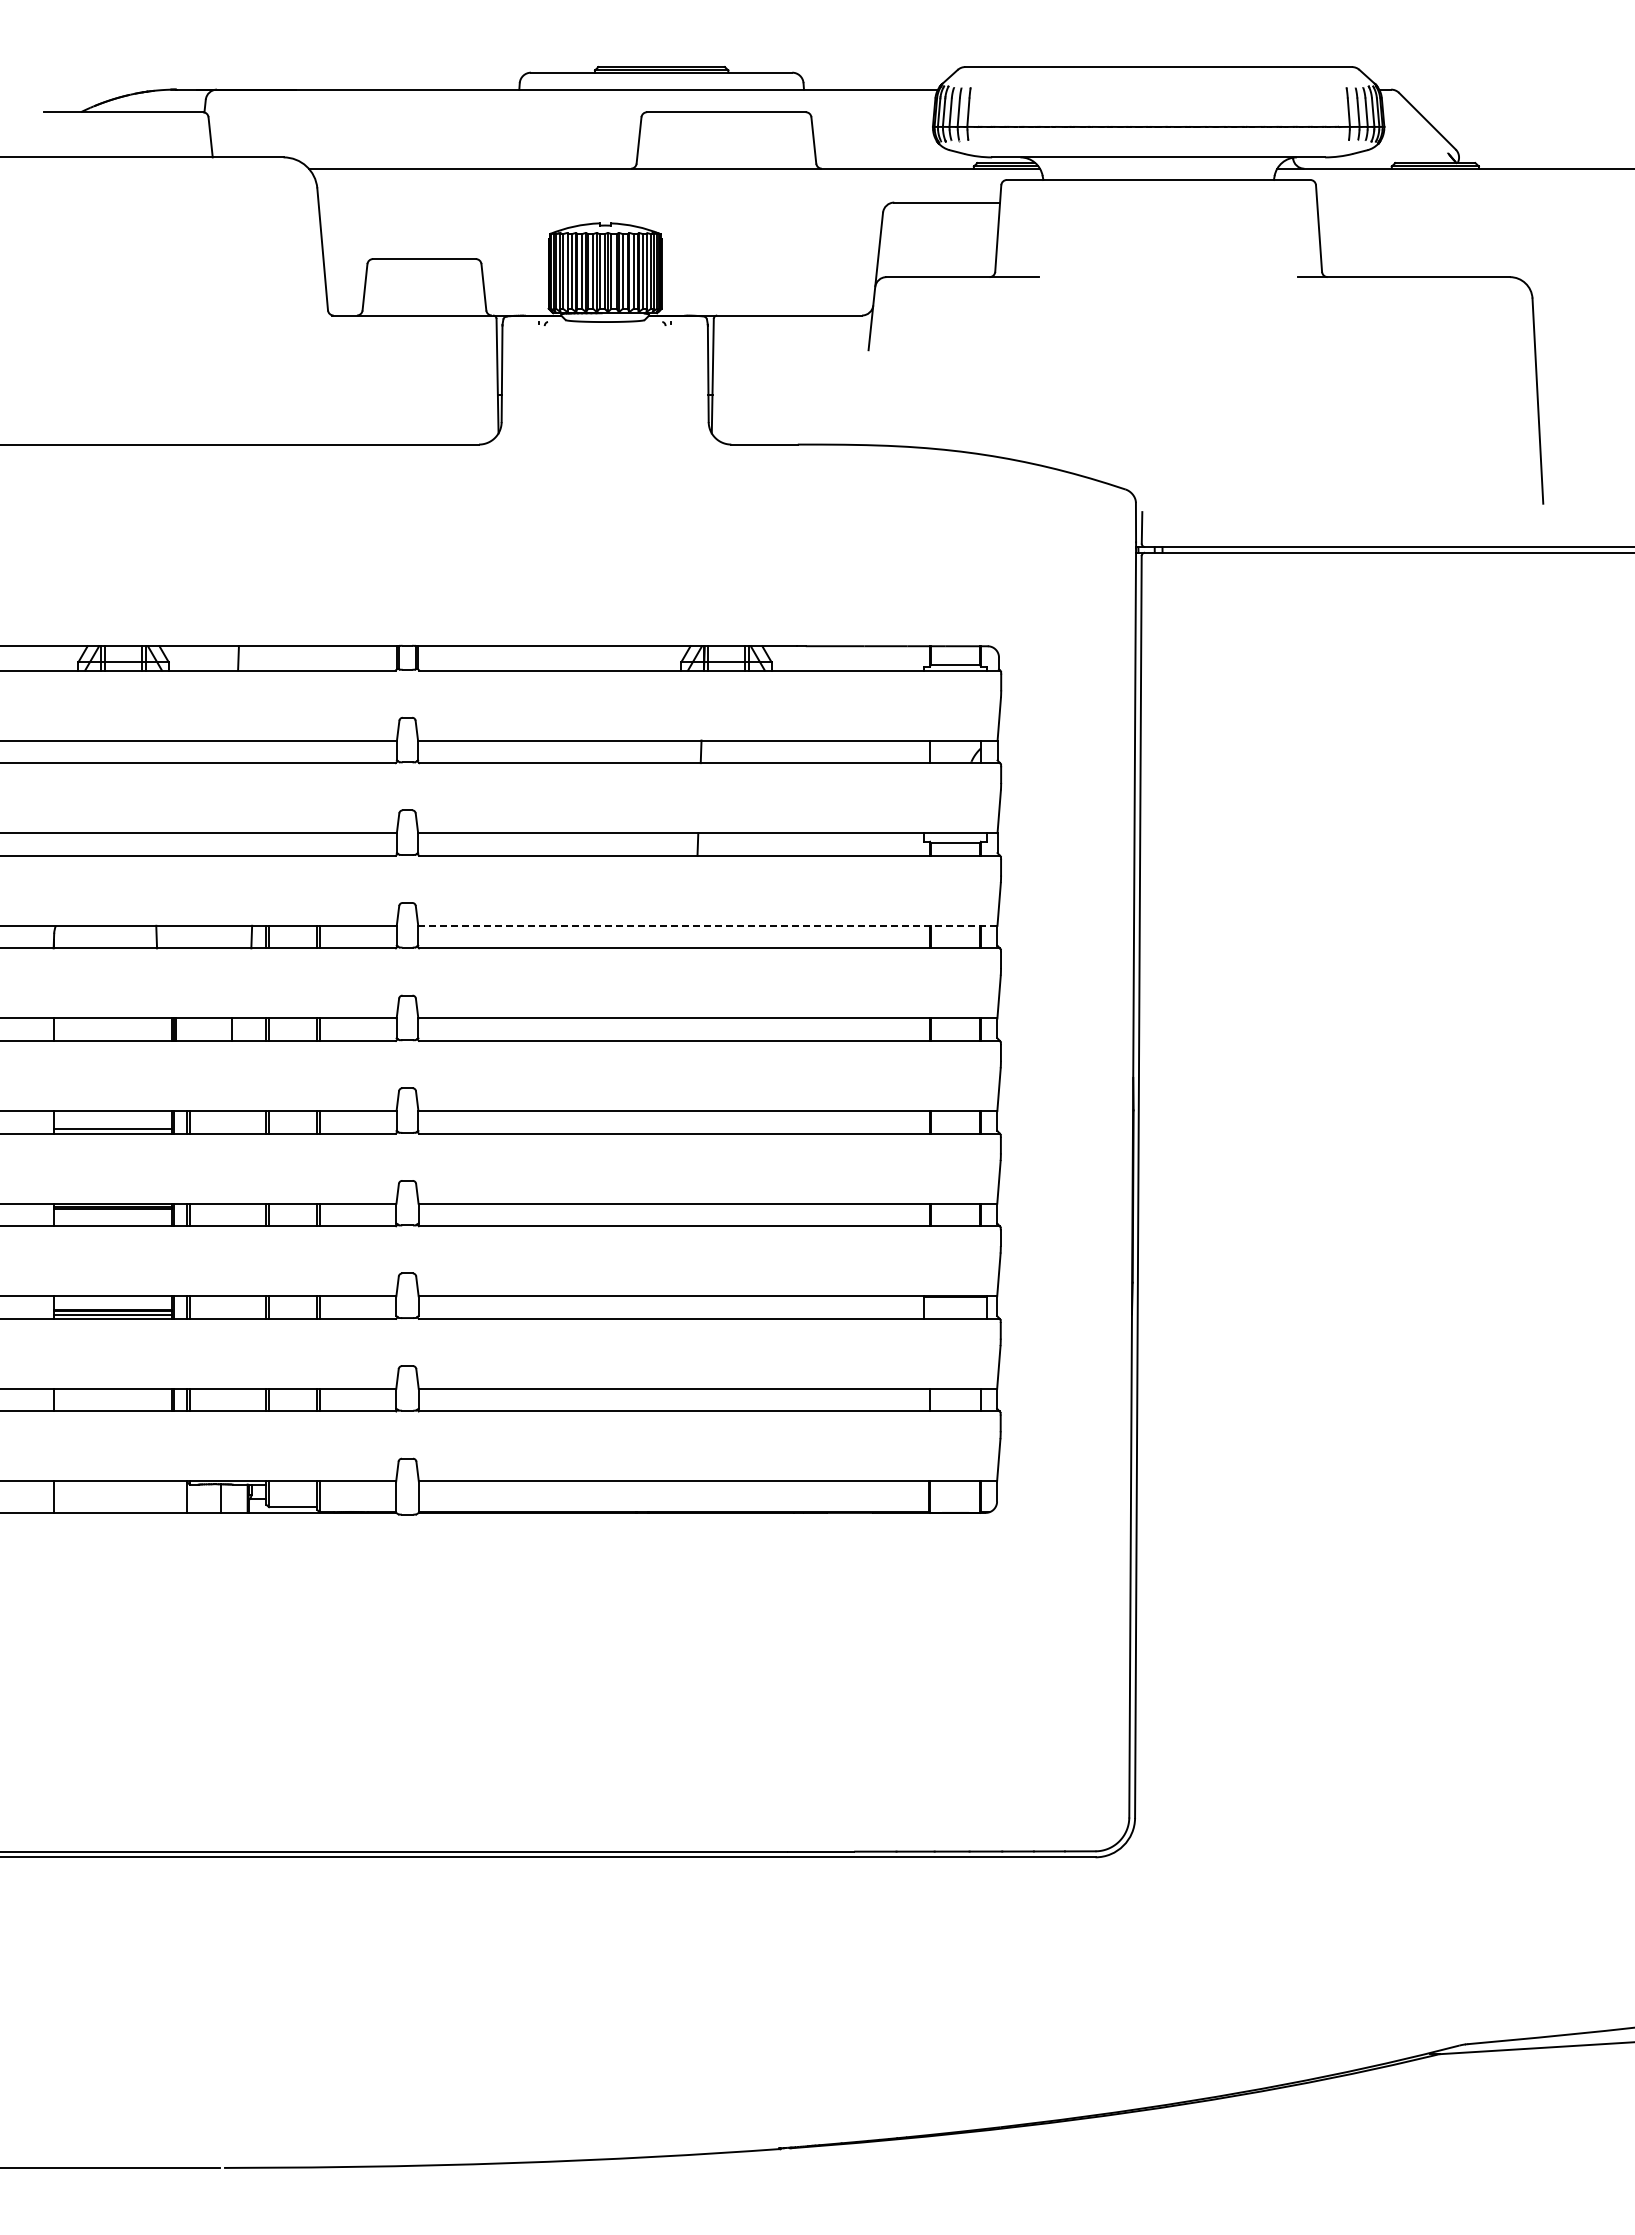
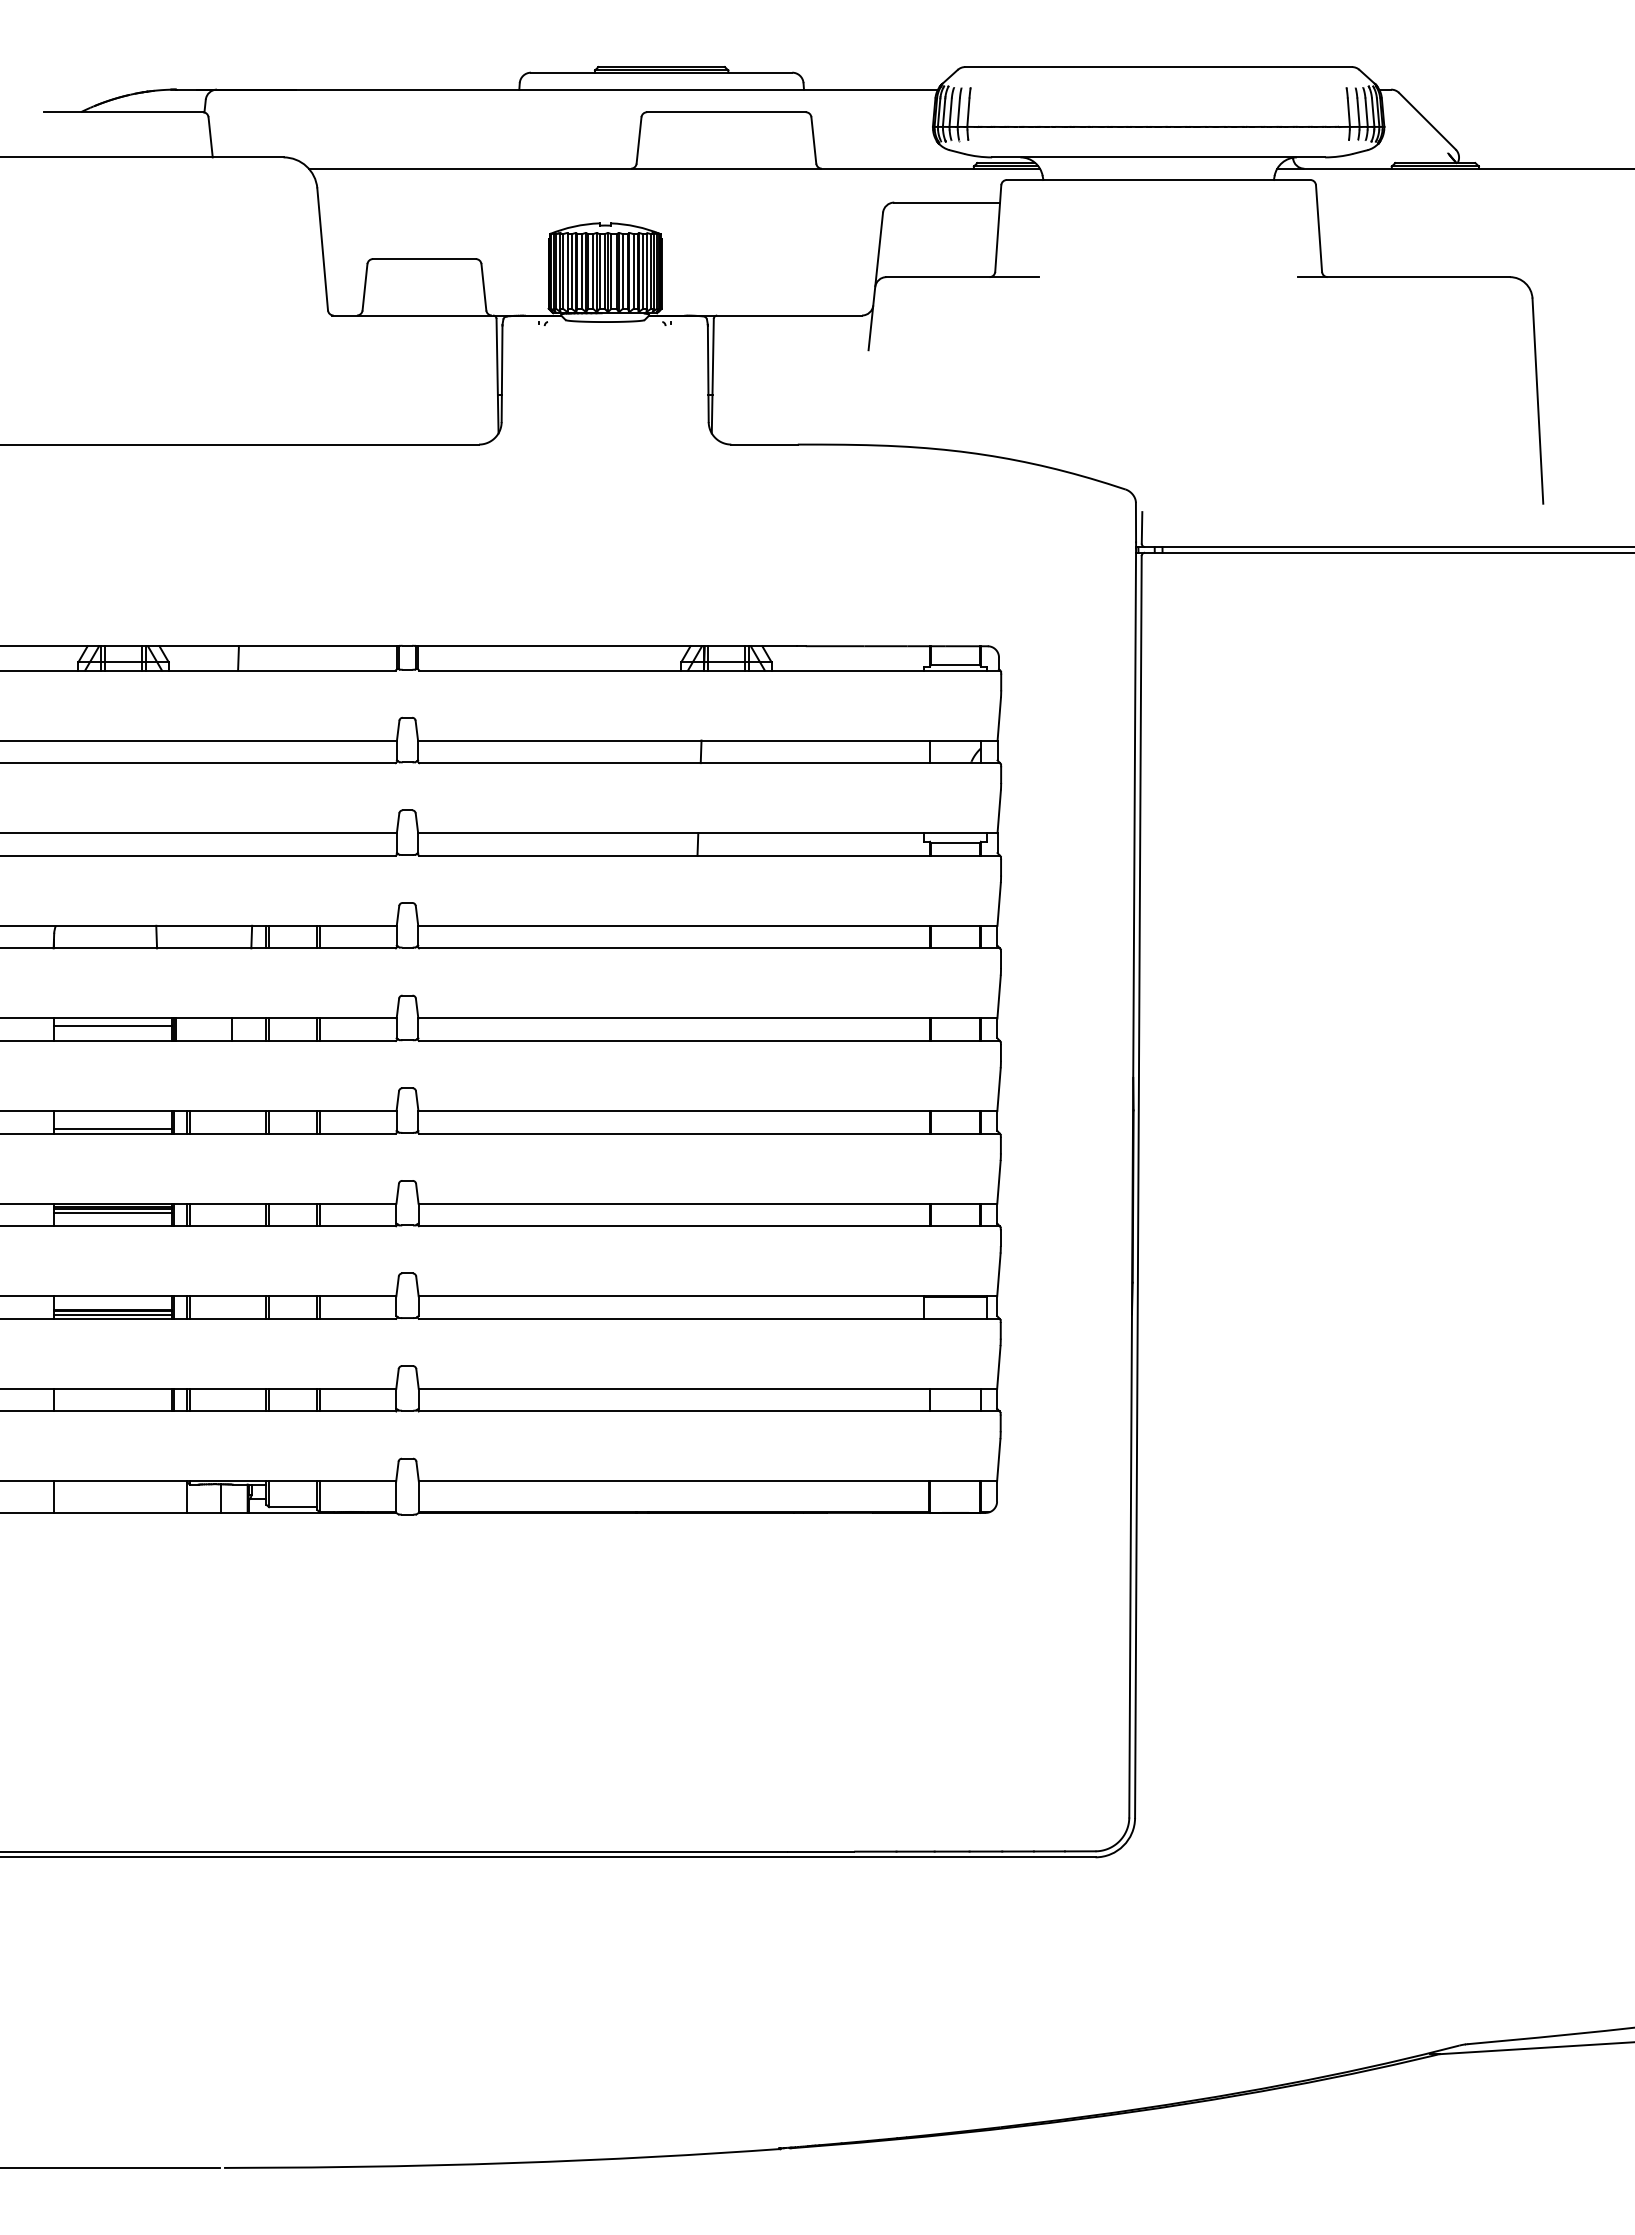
line: dashed -> solid (707, 925)
line: none -> present (112, 1026)
line: none -> present (112, 1212)
